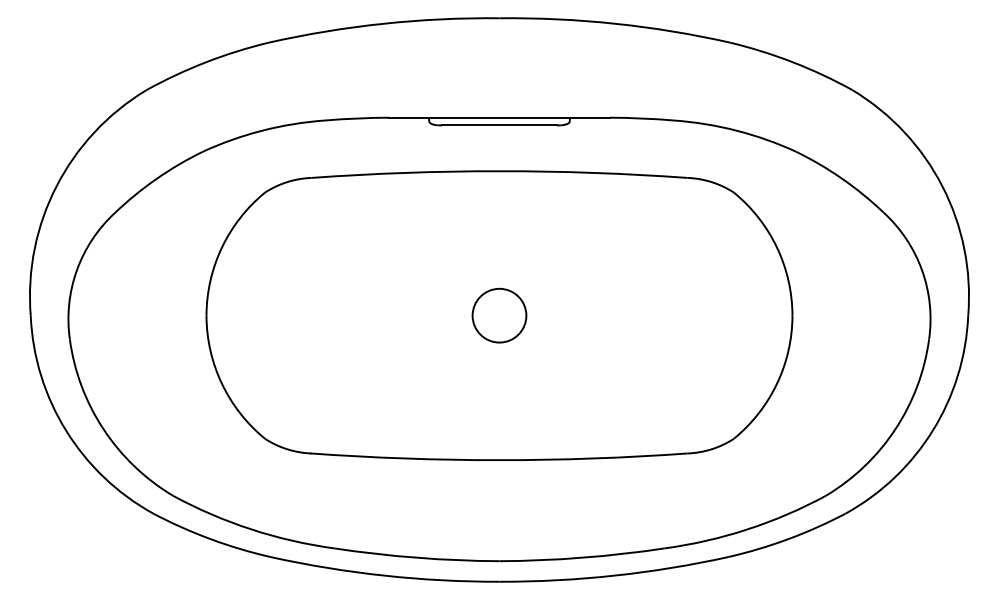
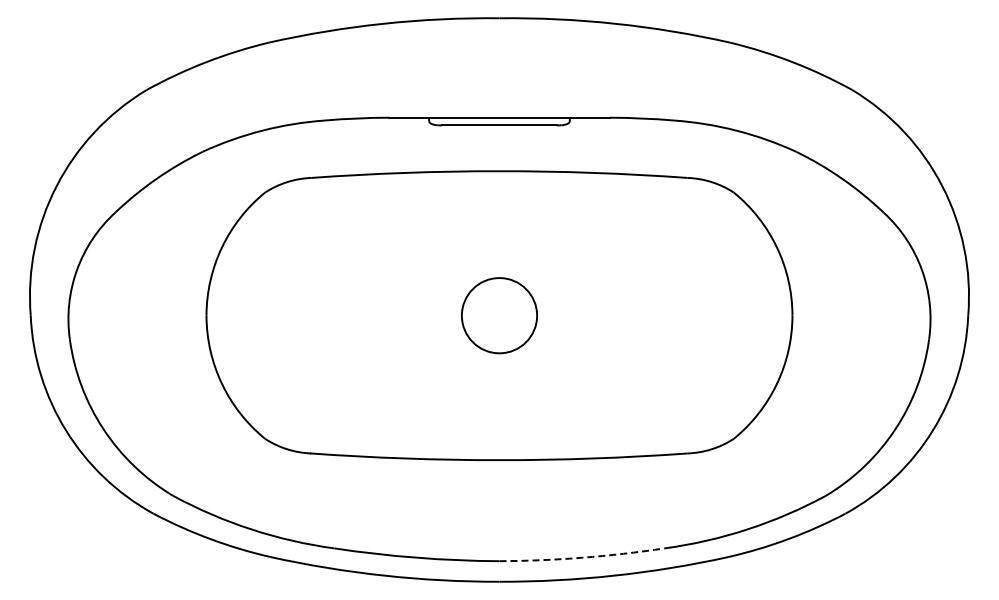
circle diameter: 54 px -> 75 px (499, 315)
arc: solid -> dashed (582, 557)
